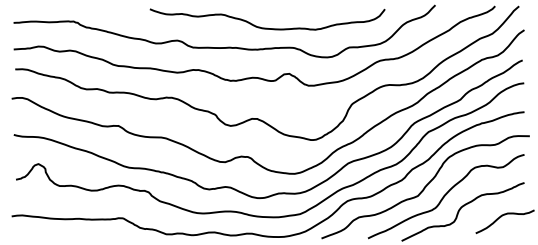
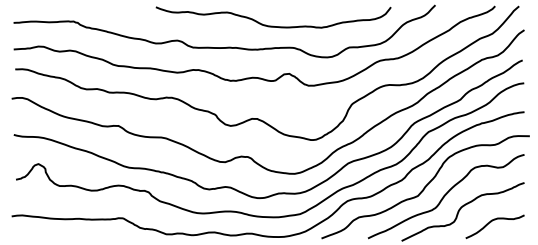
curve position: (267, 27) -> (273, 25) (273, 25)
curve position: (501, 217) -> (491, 222) (491, 222)
